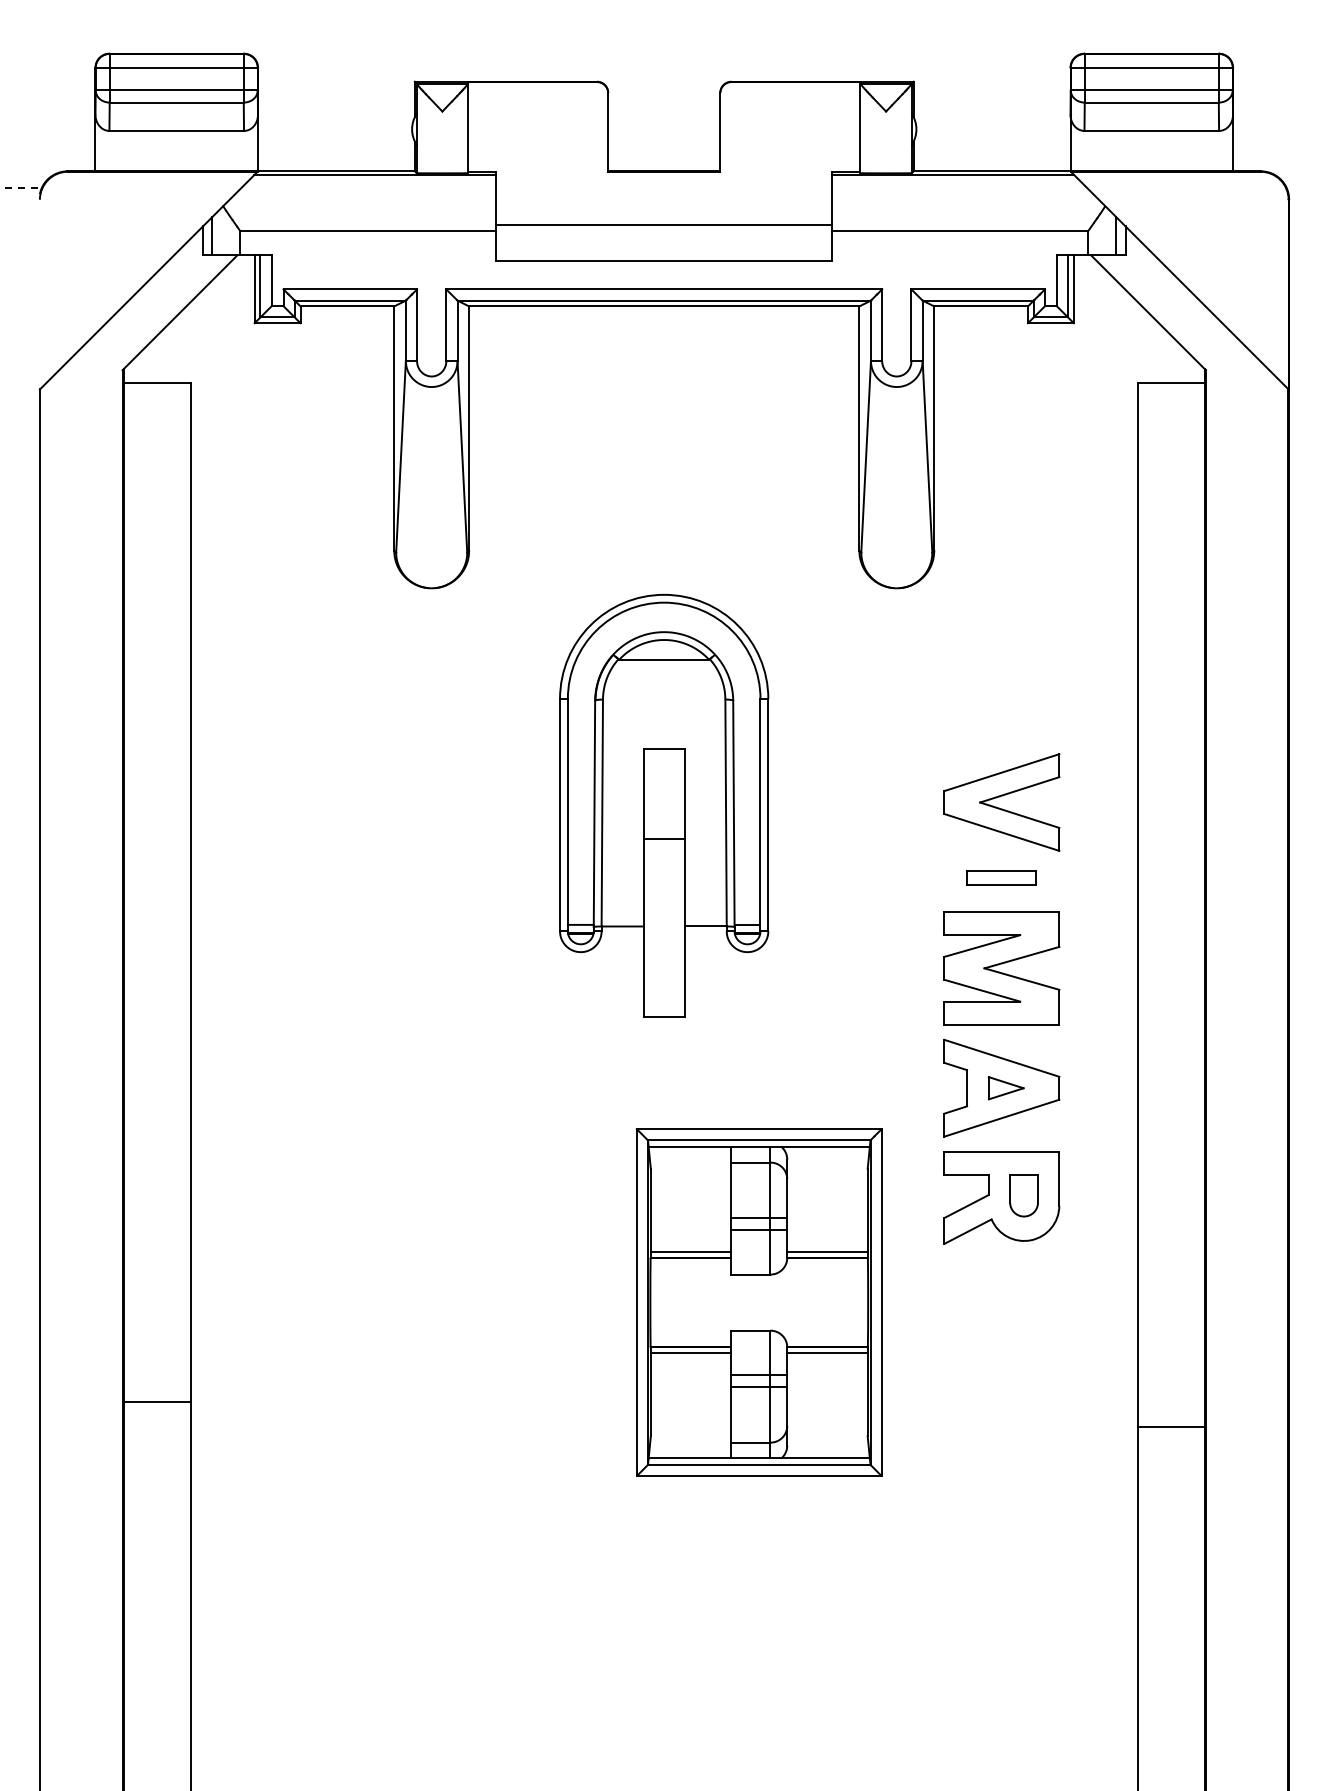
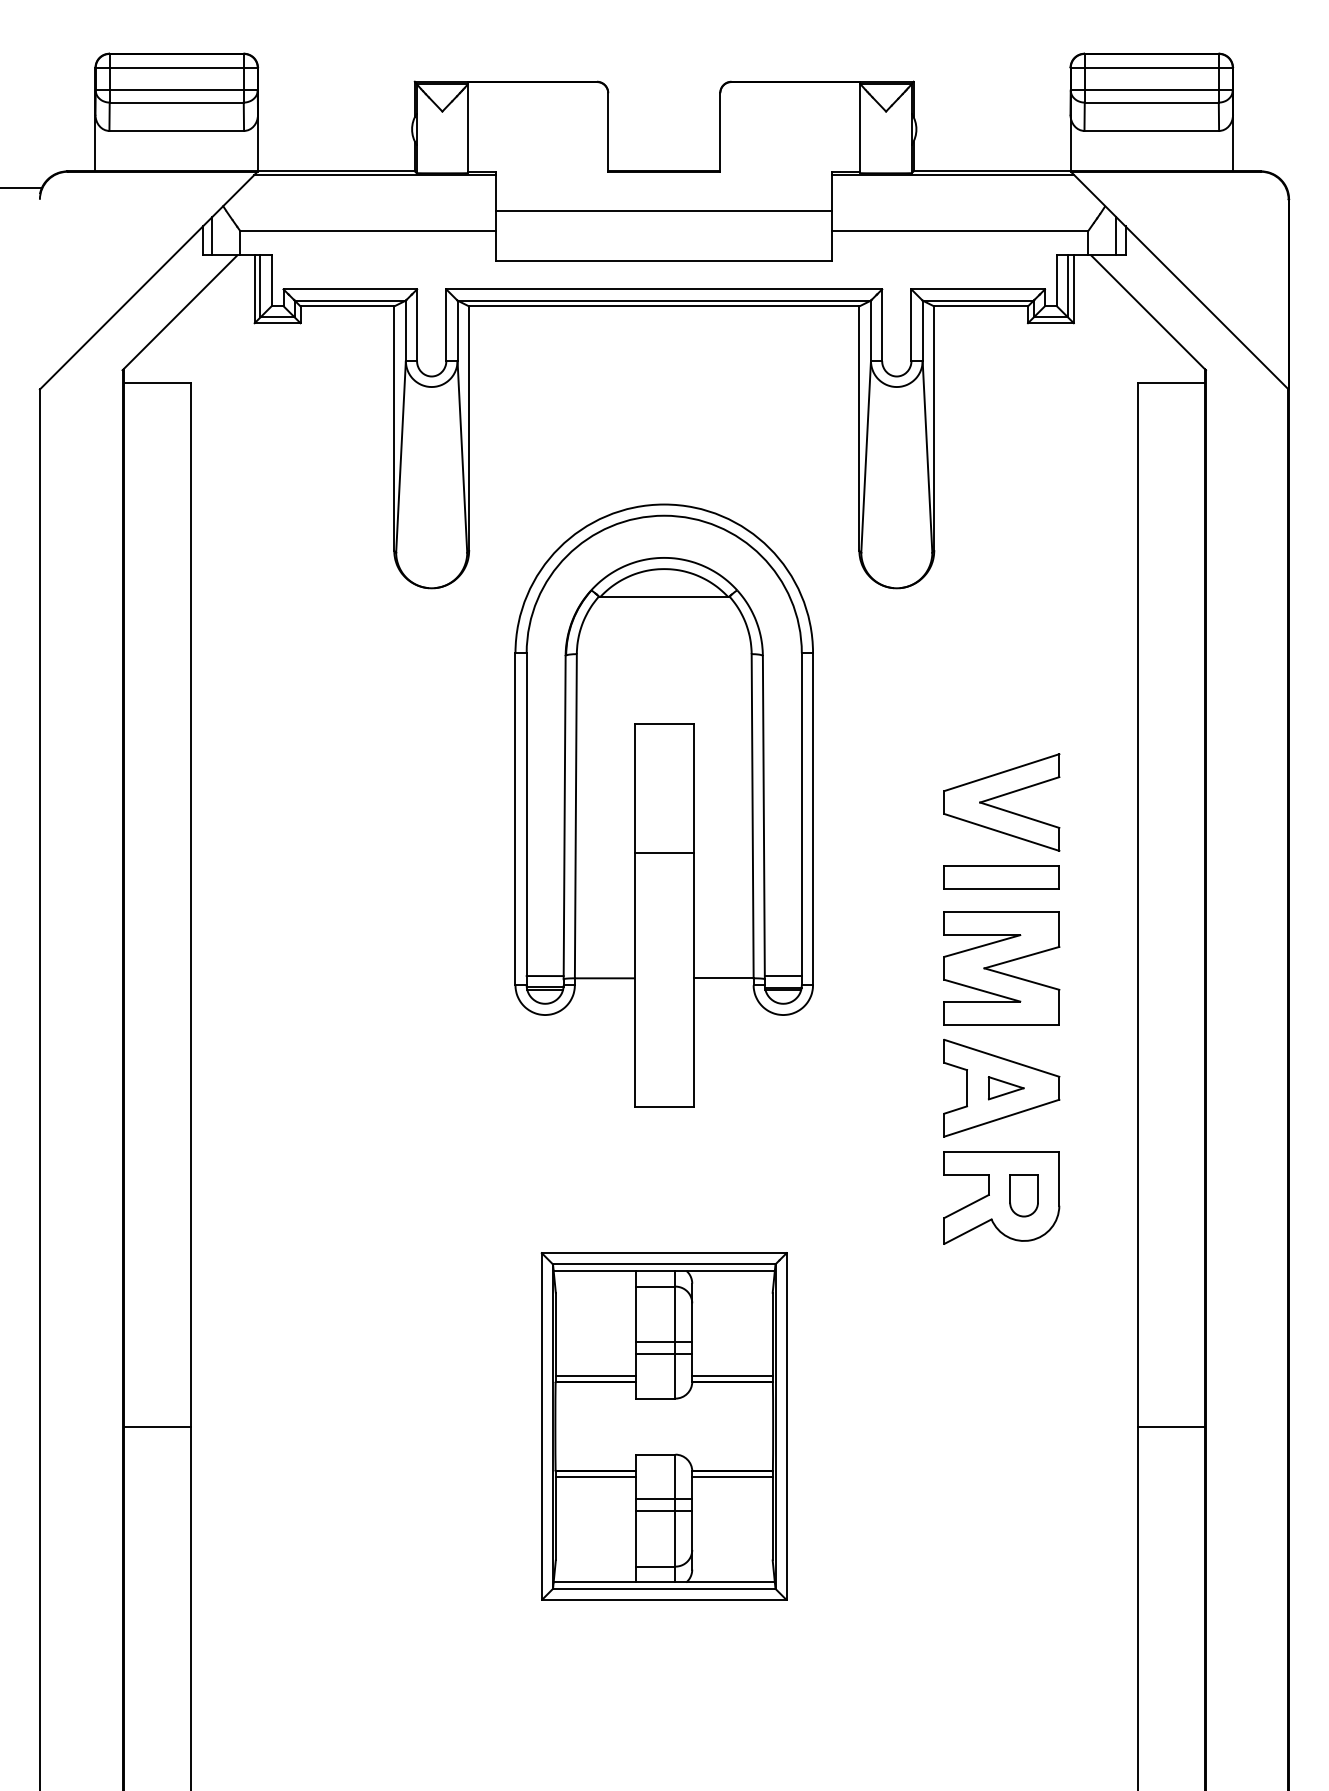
line: dashed -> solid (21, 188)
line position: (664, 224) -> (664, 210) (664, 210)
part size: 211x425 px -> 300x605 px (663, 805)
part size: 71x16 px -> 117x25 px (1001, 877)
part position: (758, 1302) -> (663, 1426) (663, 1426)
line position: (156, 1401) -> (156, 1426) (156, 1426)
